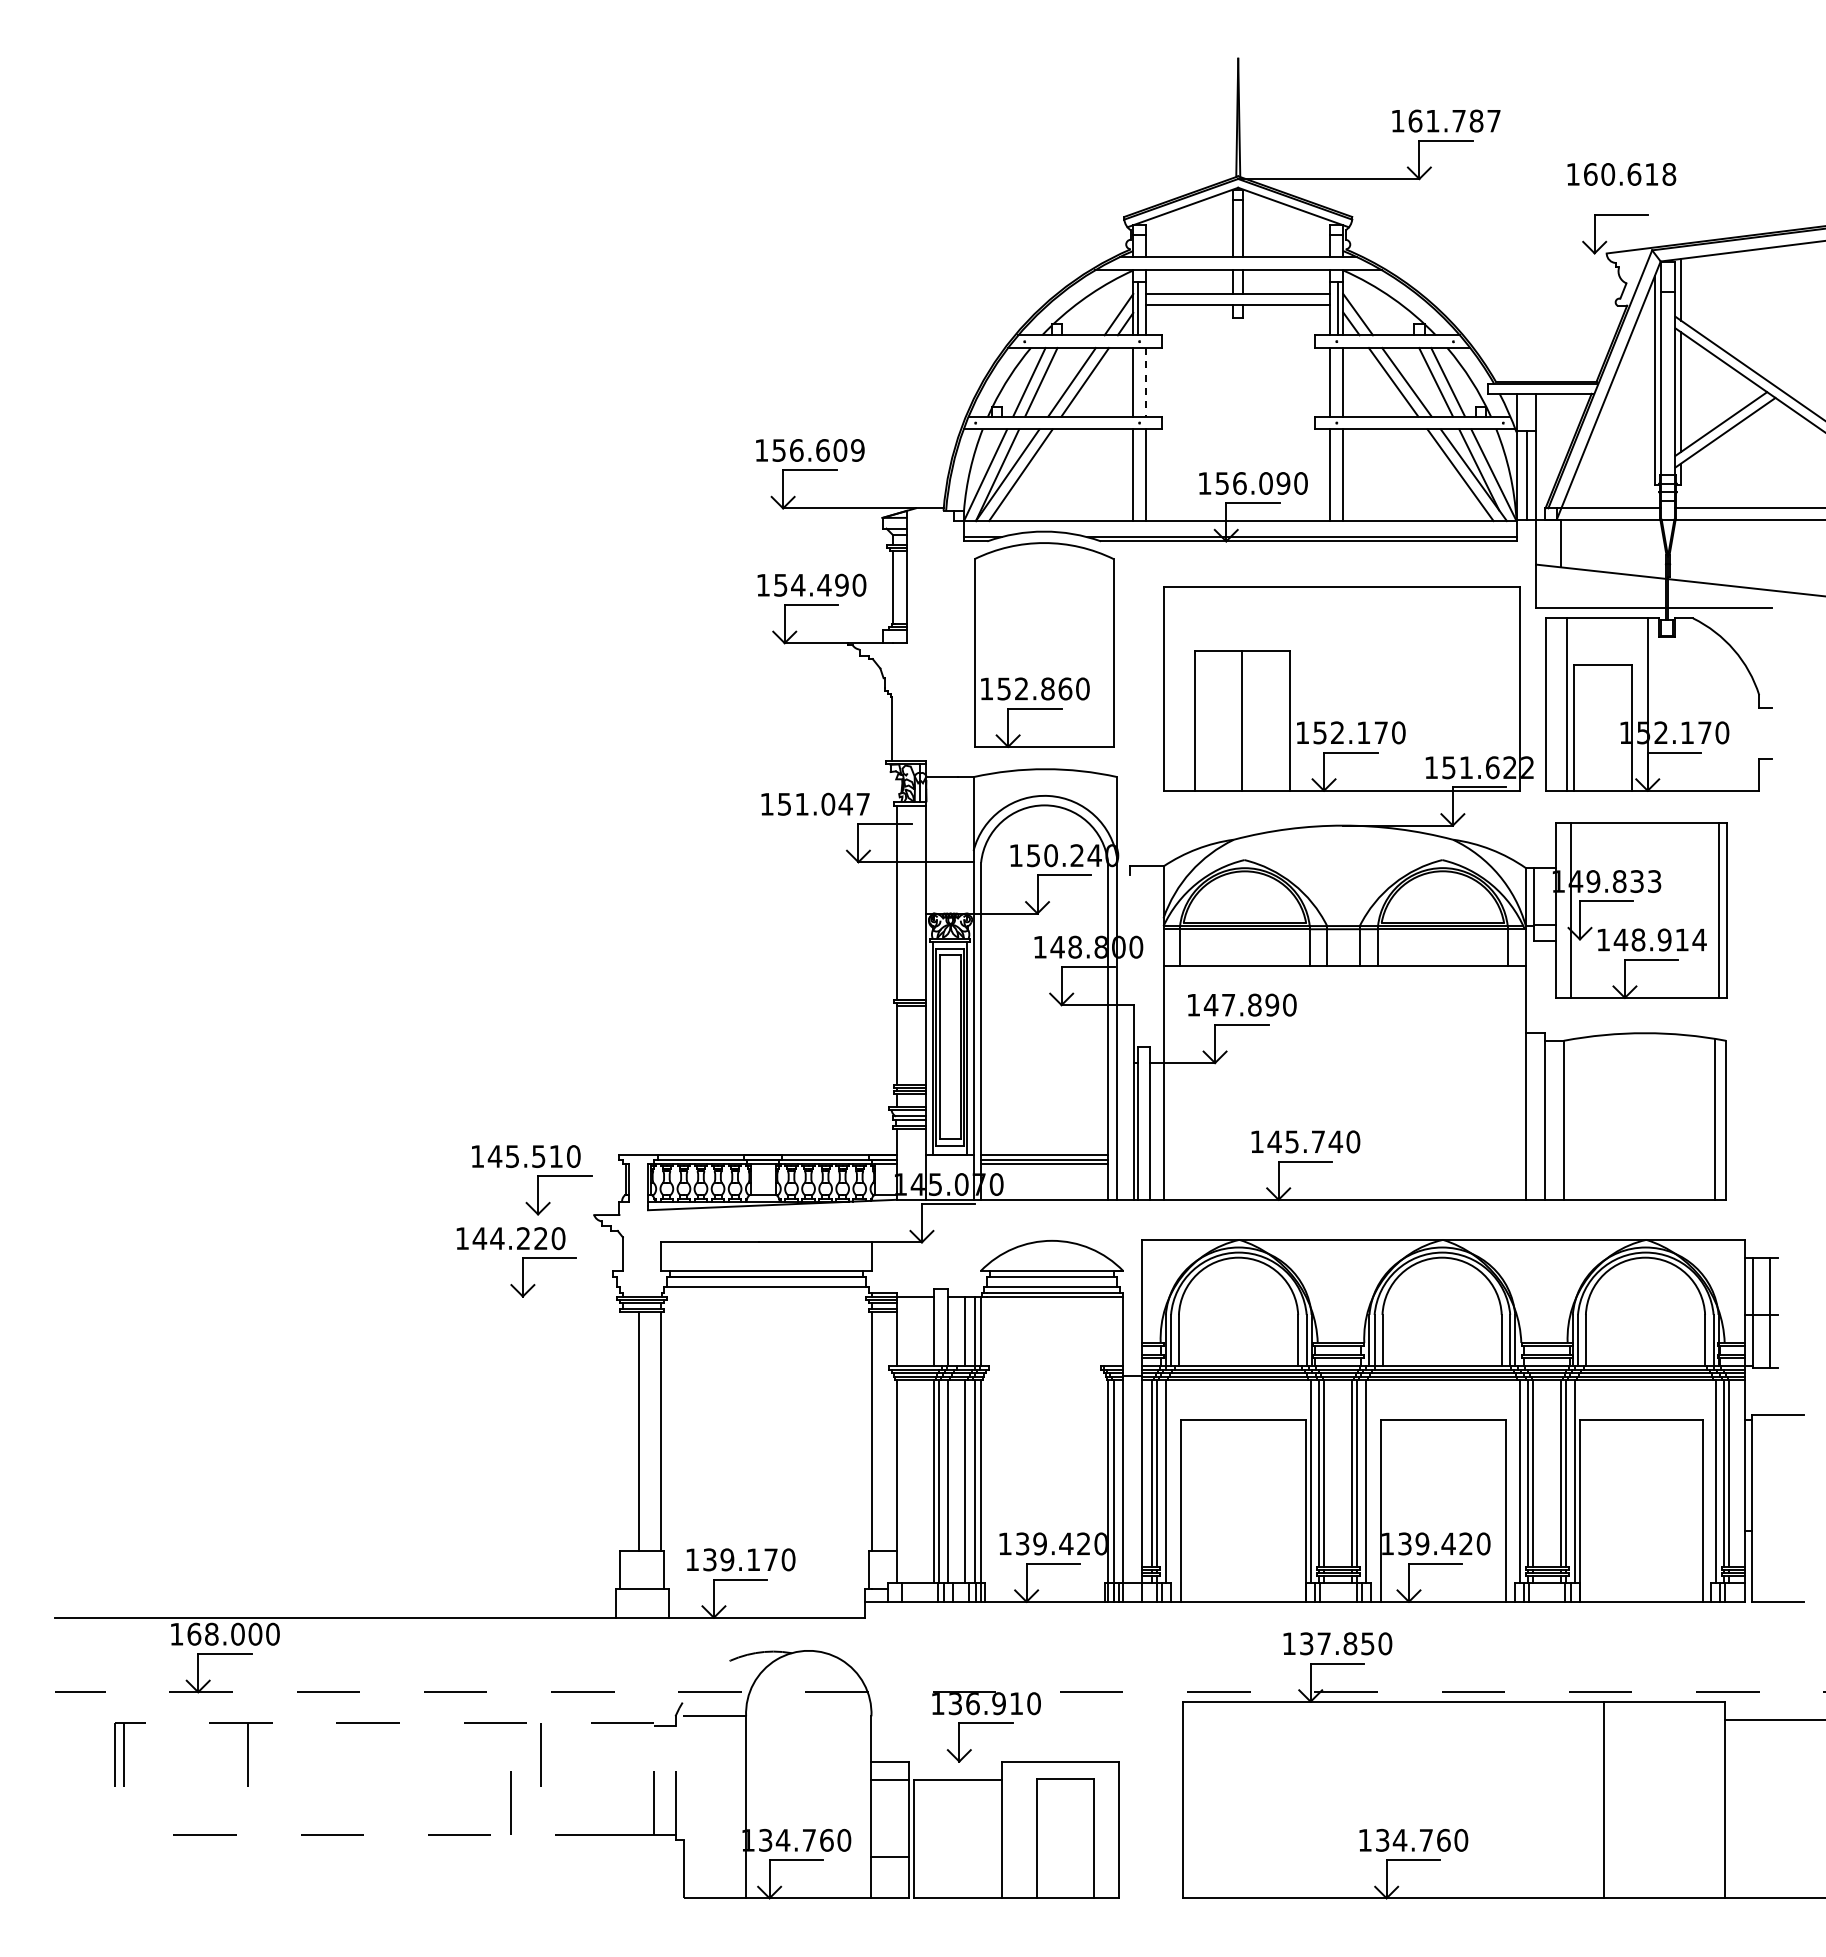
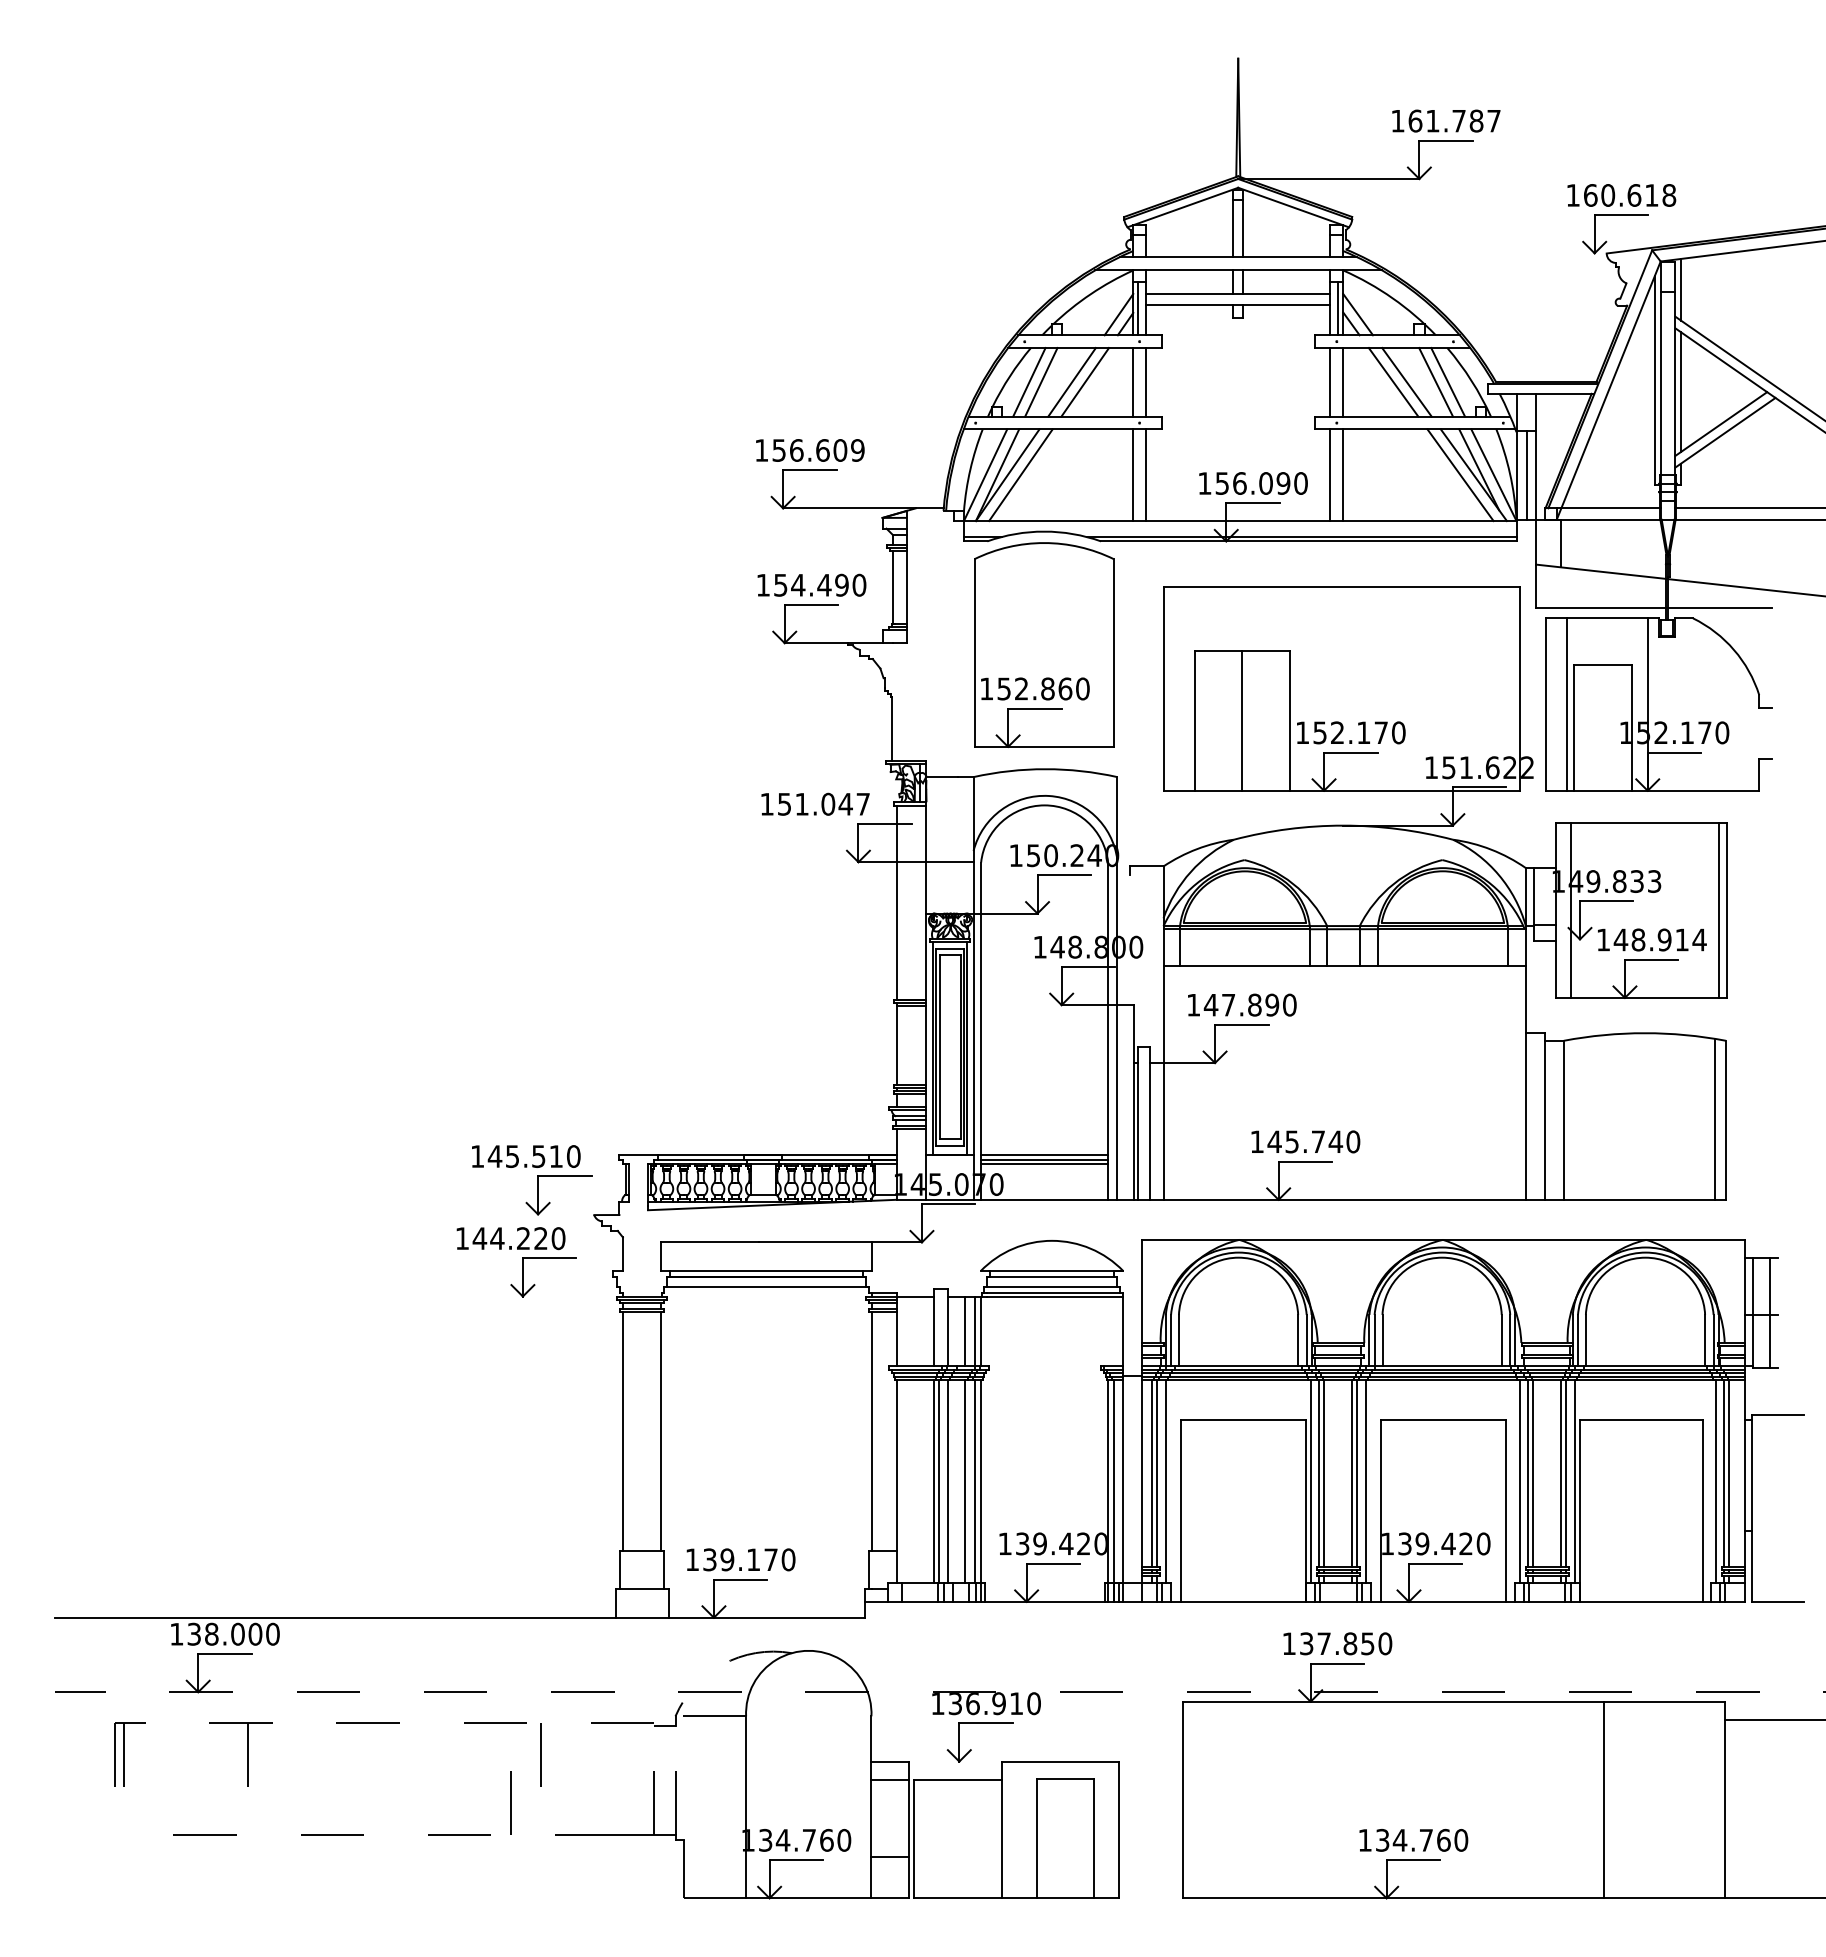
text position: (1621, 174) -> (1621, 195) (1621, 195)
line: dashed -> solid (1146, 382)
line position: (638, 1431) -> (622, 1431) (622, 1431)
text: 168.000 -> 138.000 (194, 1633)
